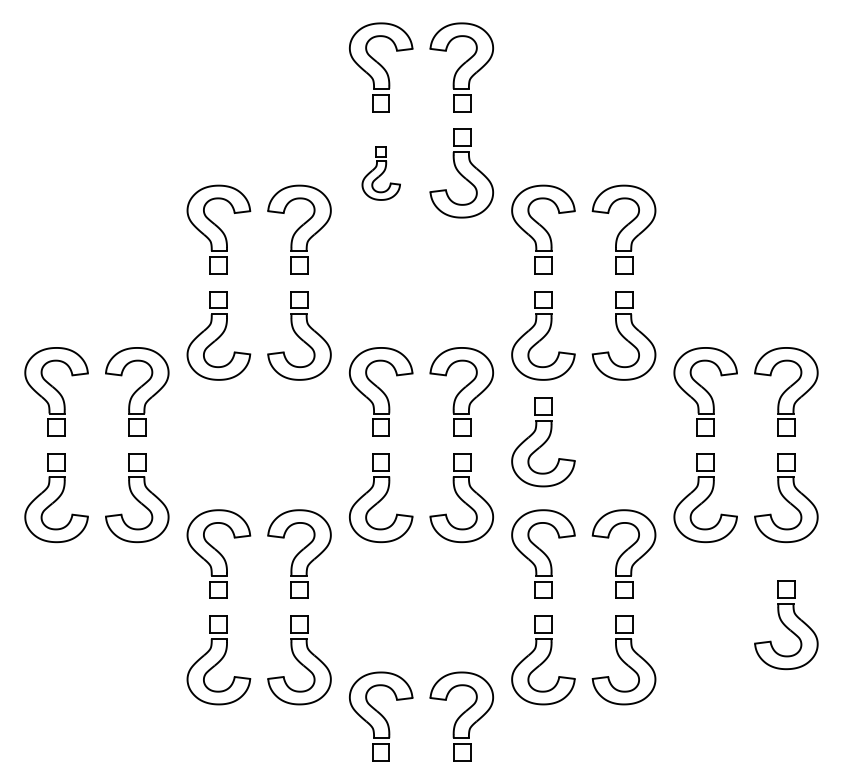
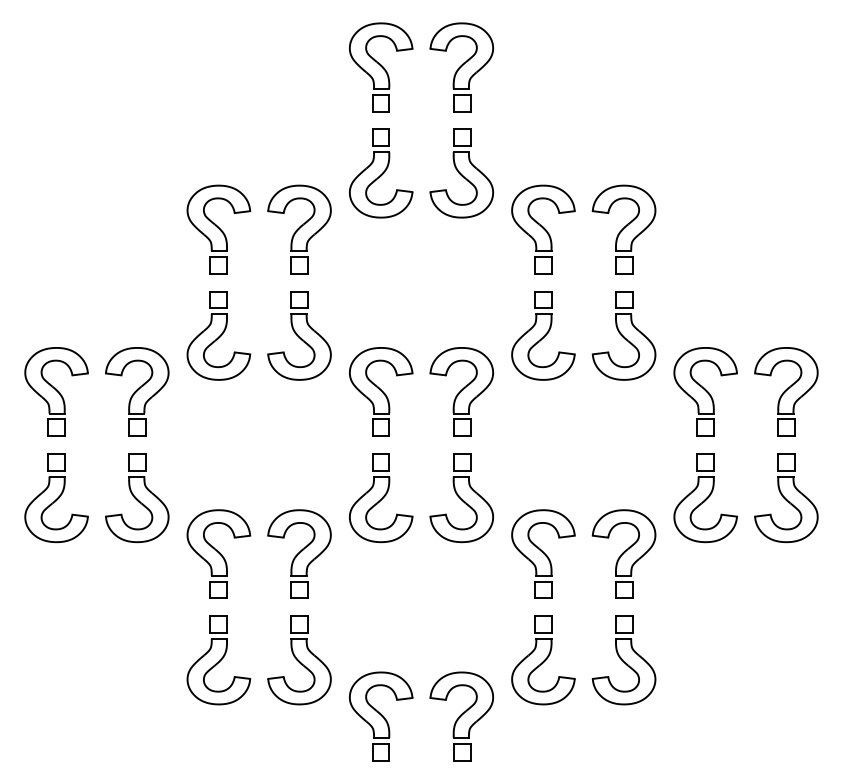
part size: 40x55 px -> 65x91 px (381, 173)
part: present -> none (543, 442)
part: present -> none (786, 625)
